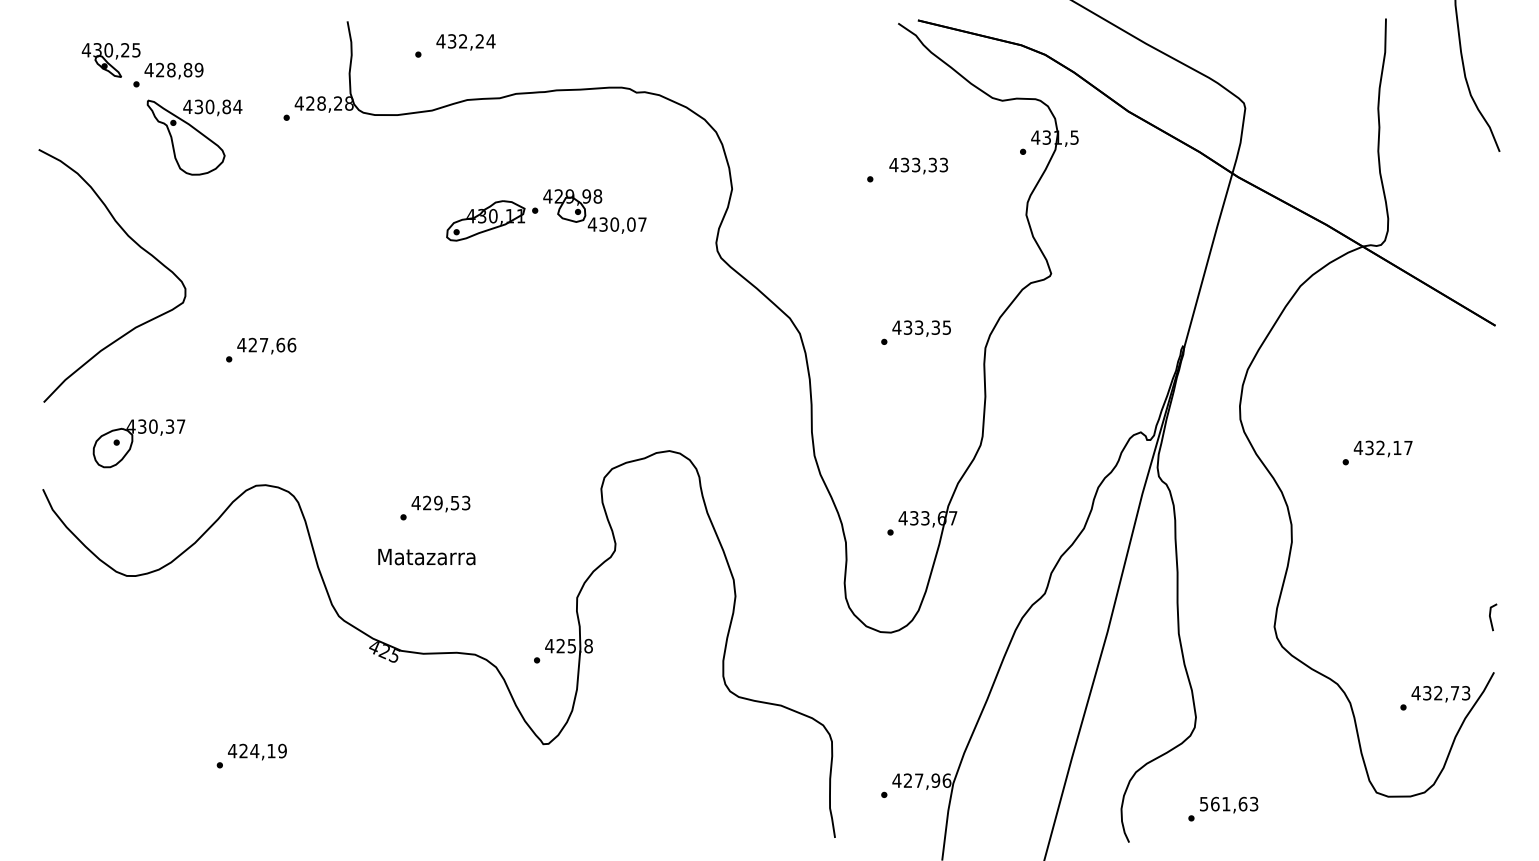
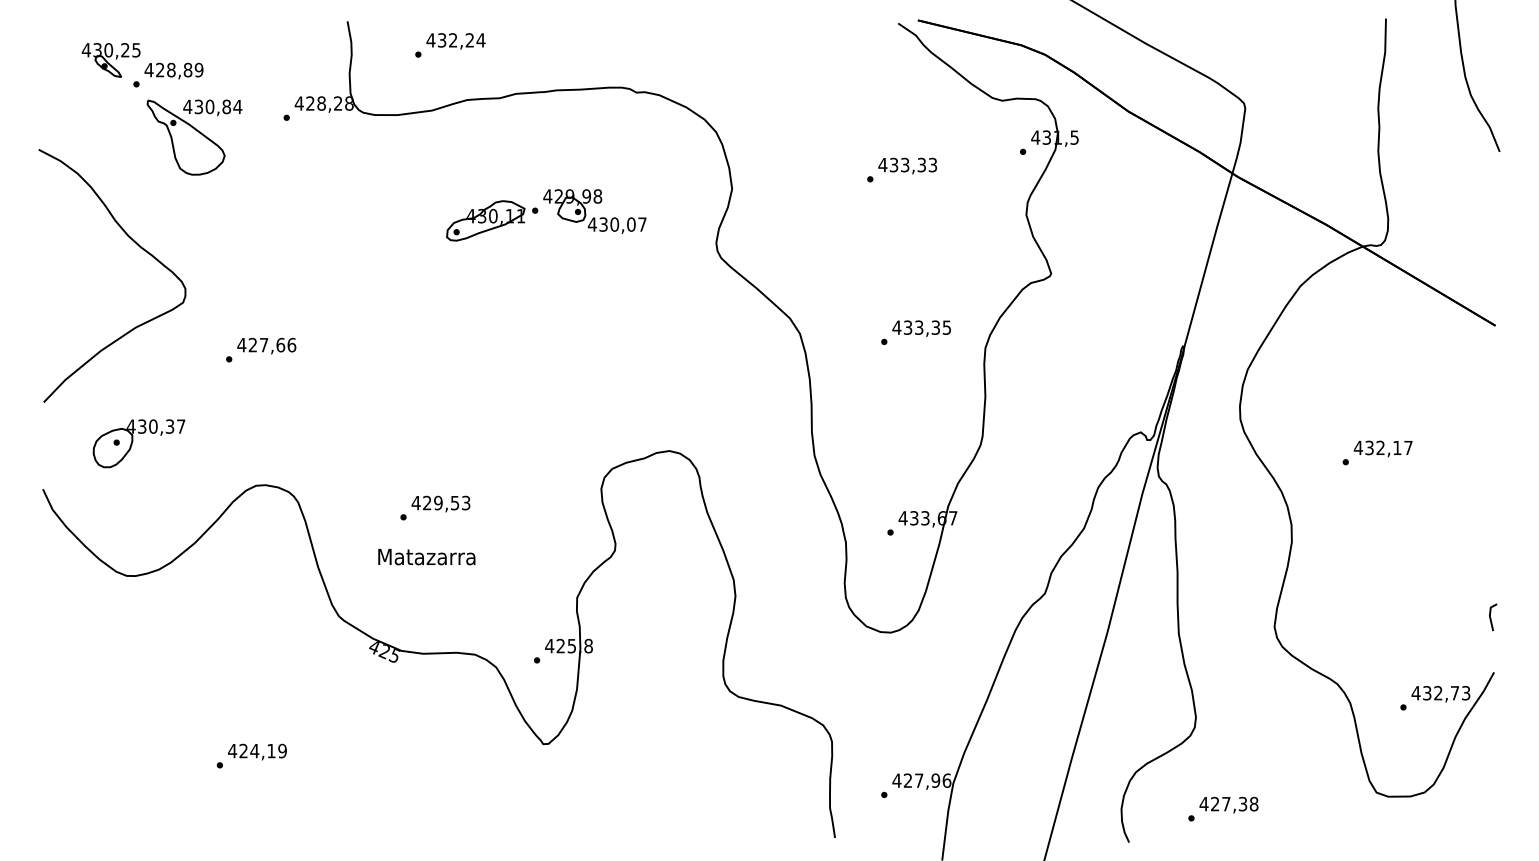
text position: (465, 42) -> (455, 41) (455, 41)
text position: (918, 165) -> (907, 165) (907, 165)
text: 561,63 -> 427,38 (1228, 803)
